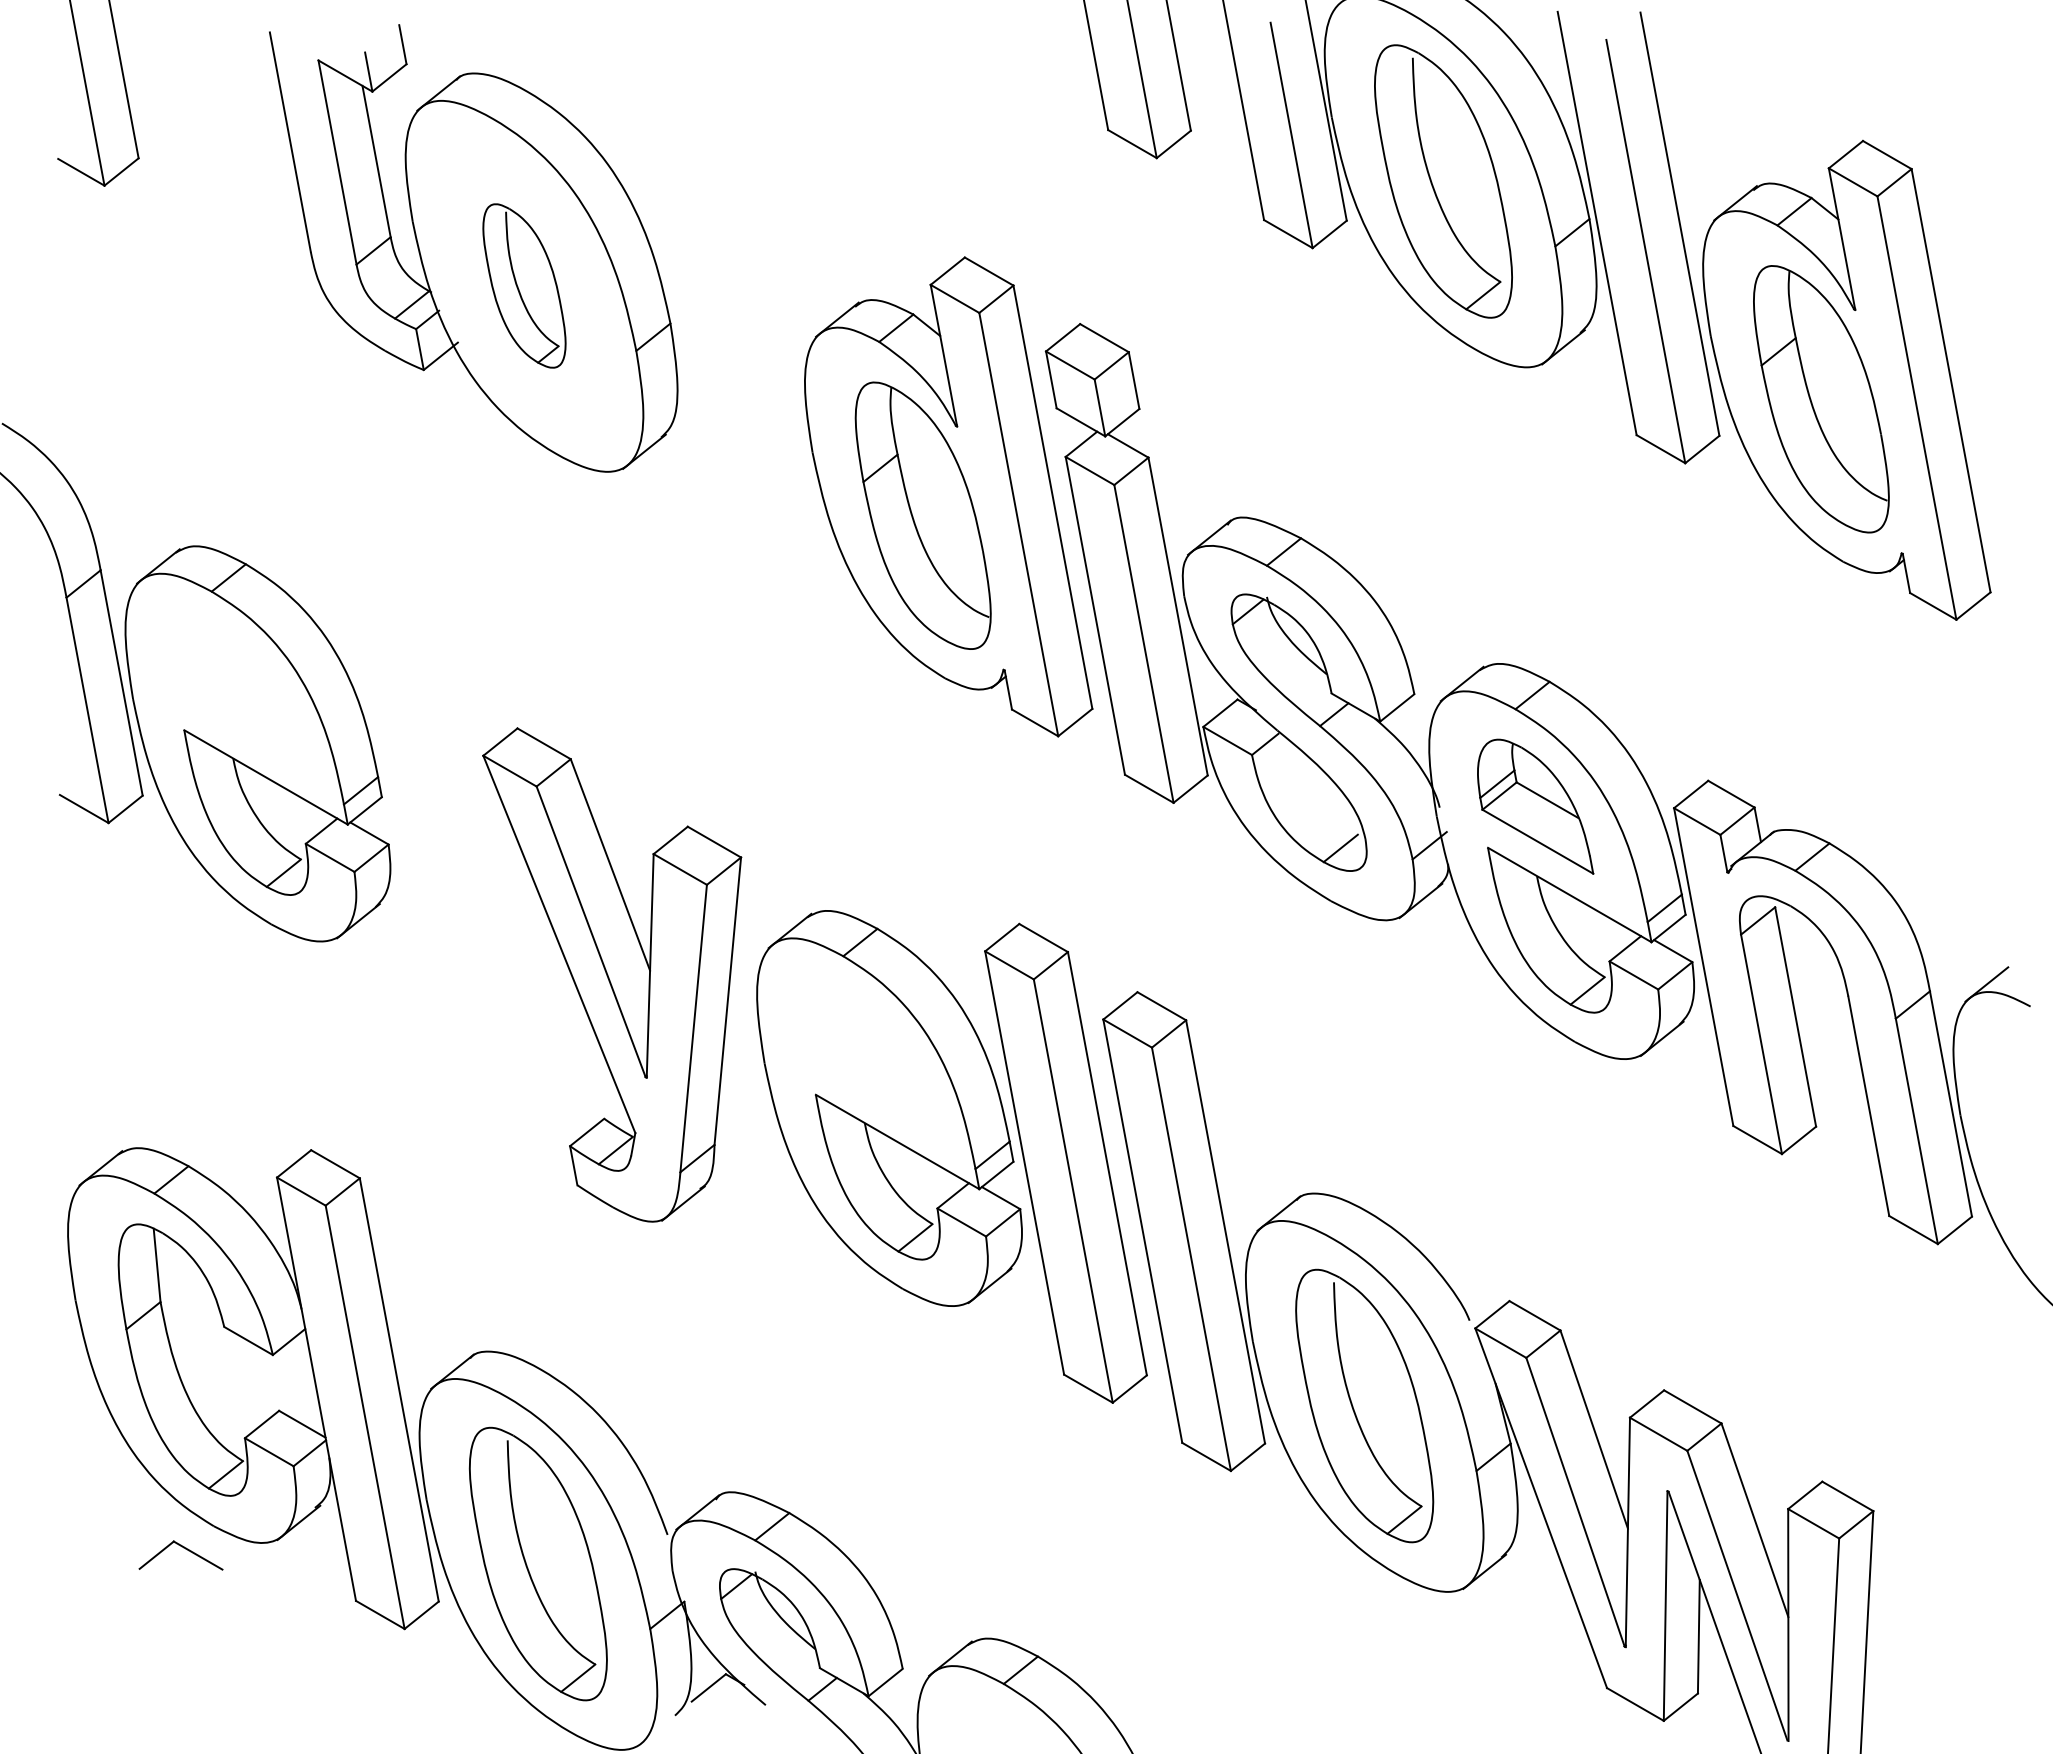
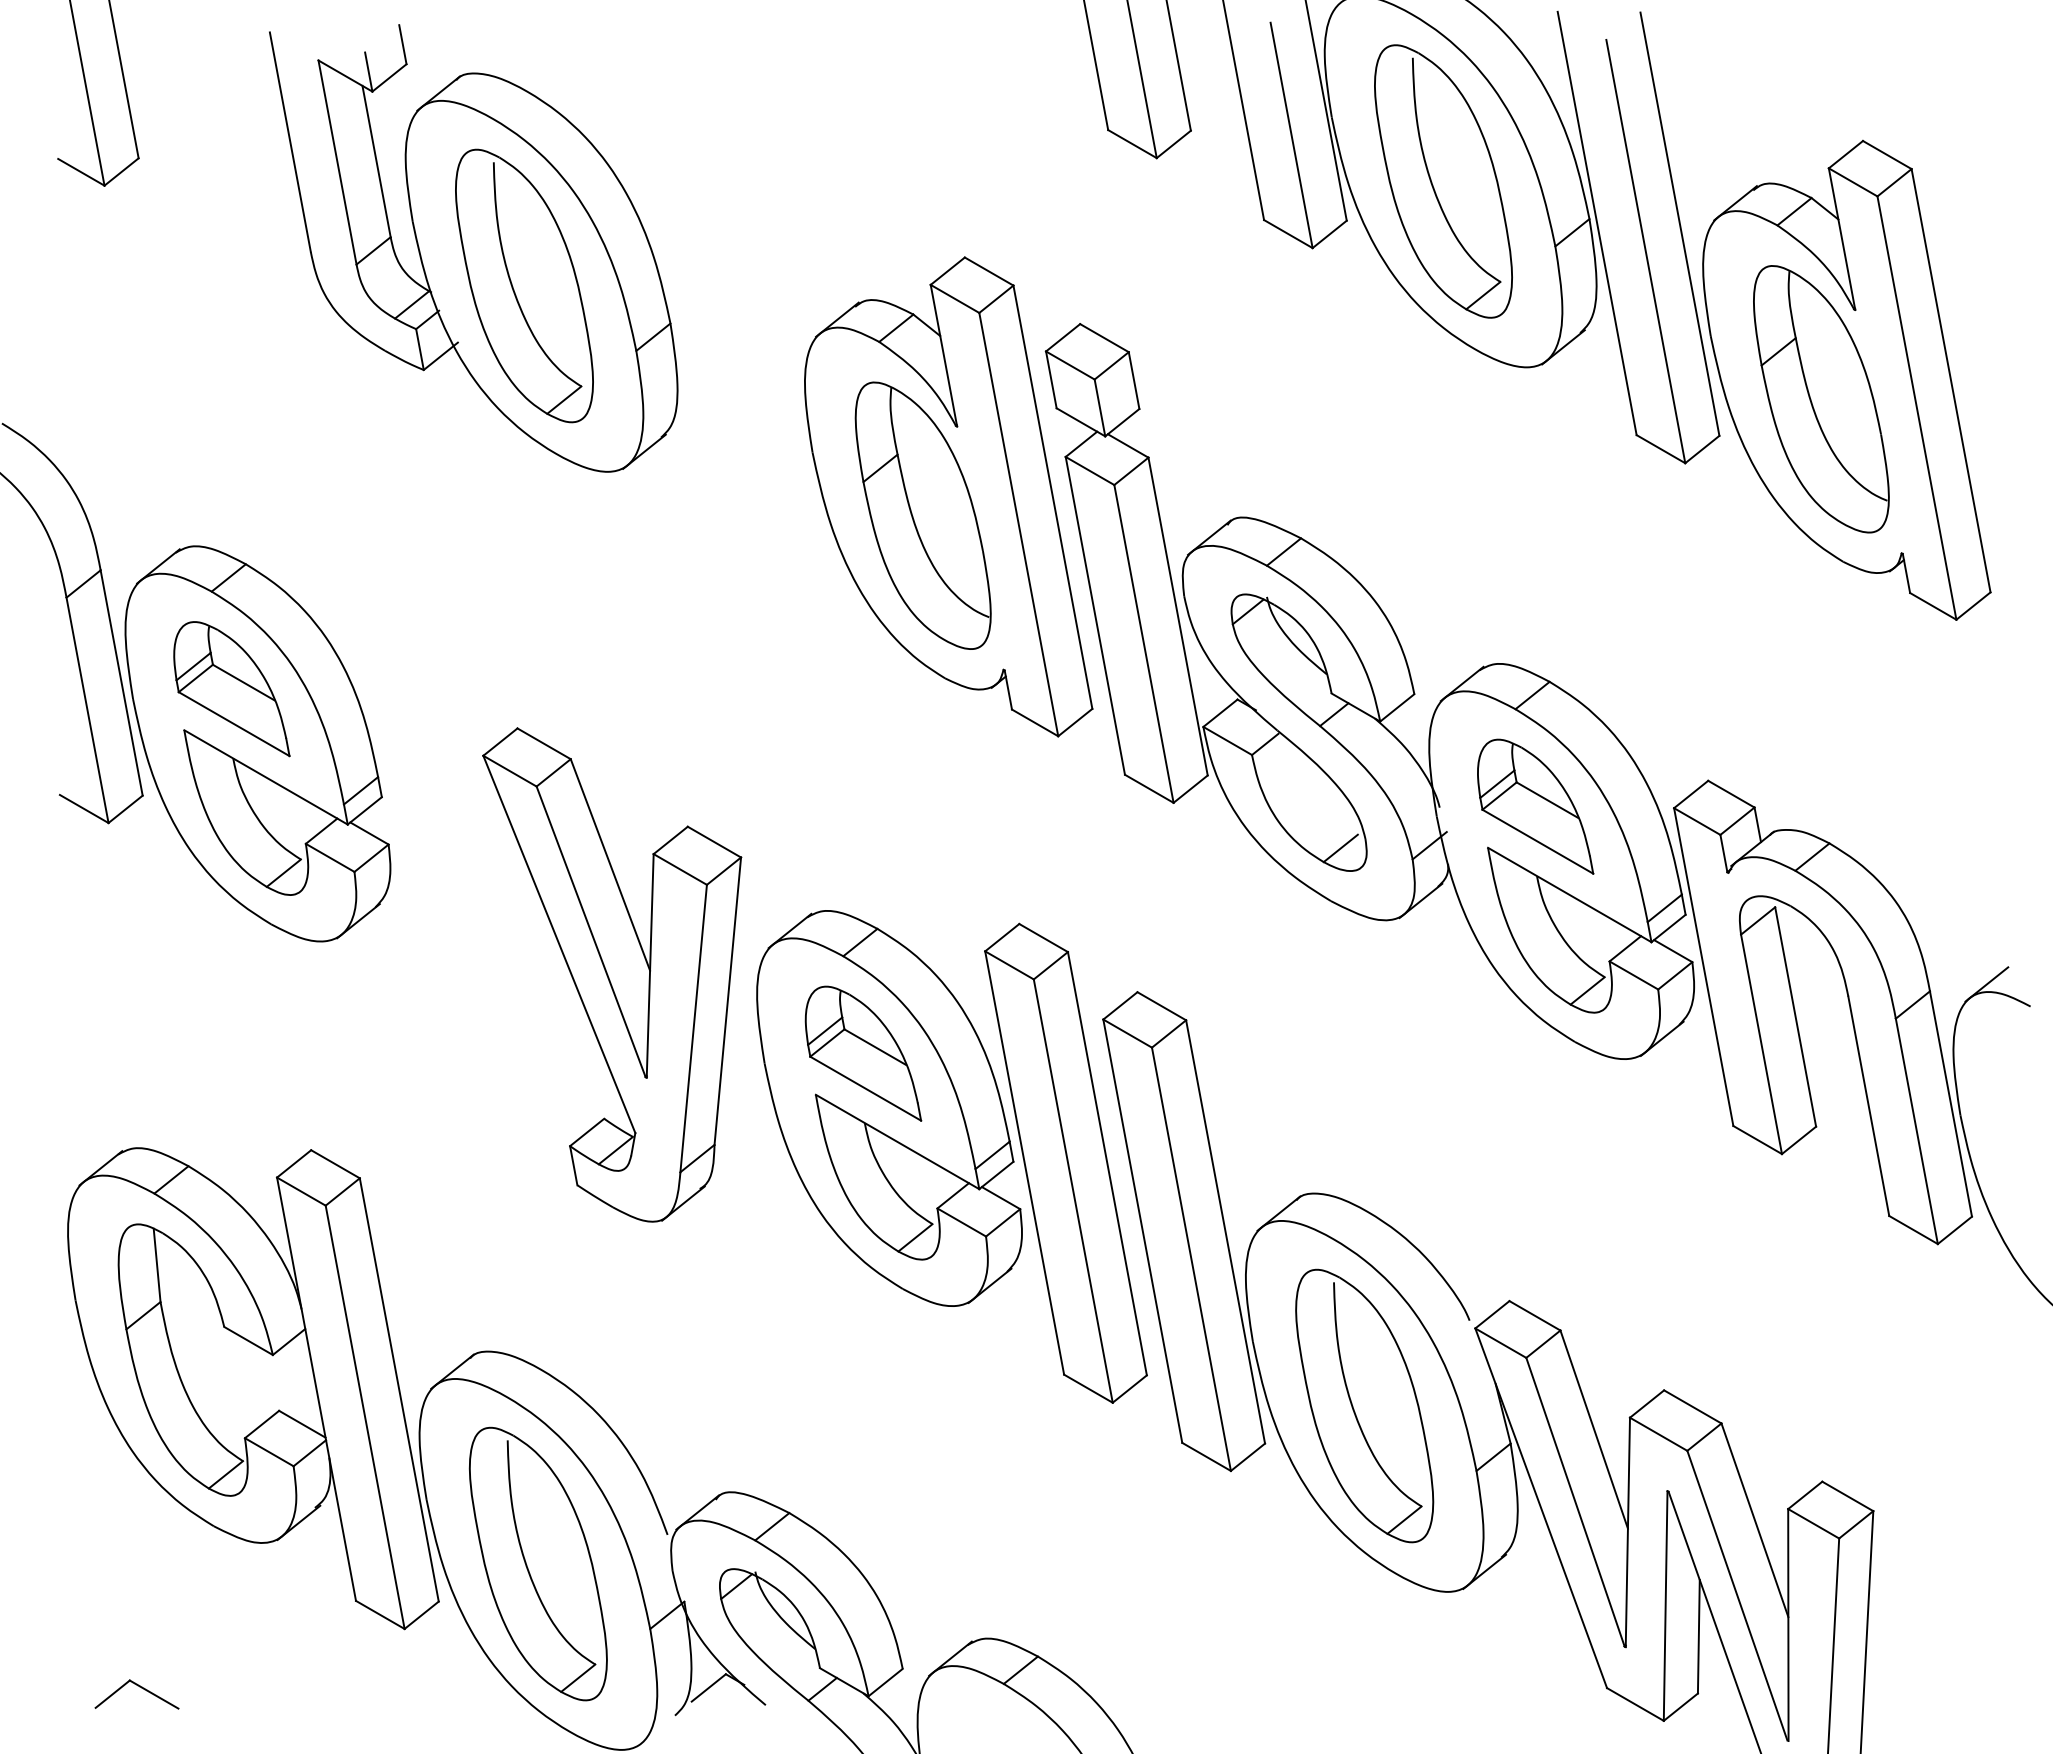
part size: 85x166 px -> 139x276 px (524, 285)
part: none -> present (231, 689)
part: none -> present (863, 1053)
part position: (183, 1548) -> (139, 1687) (139, 1687)
